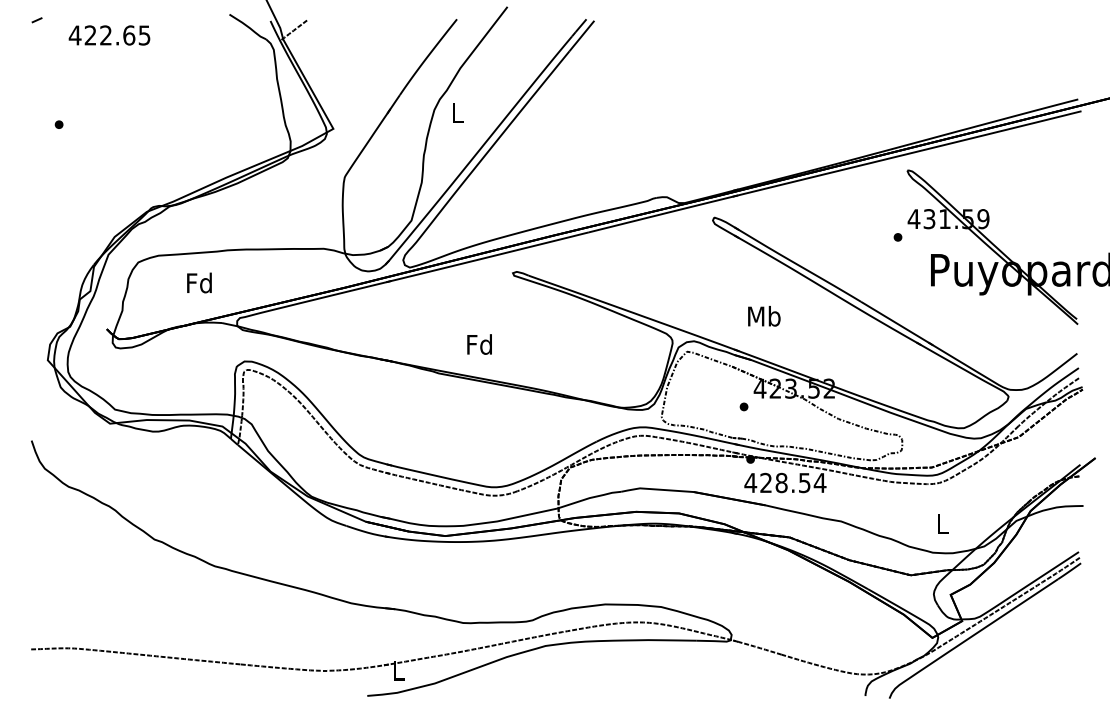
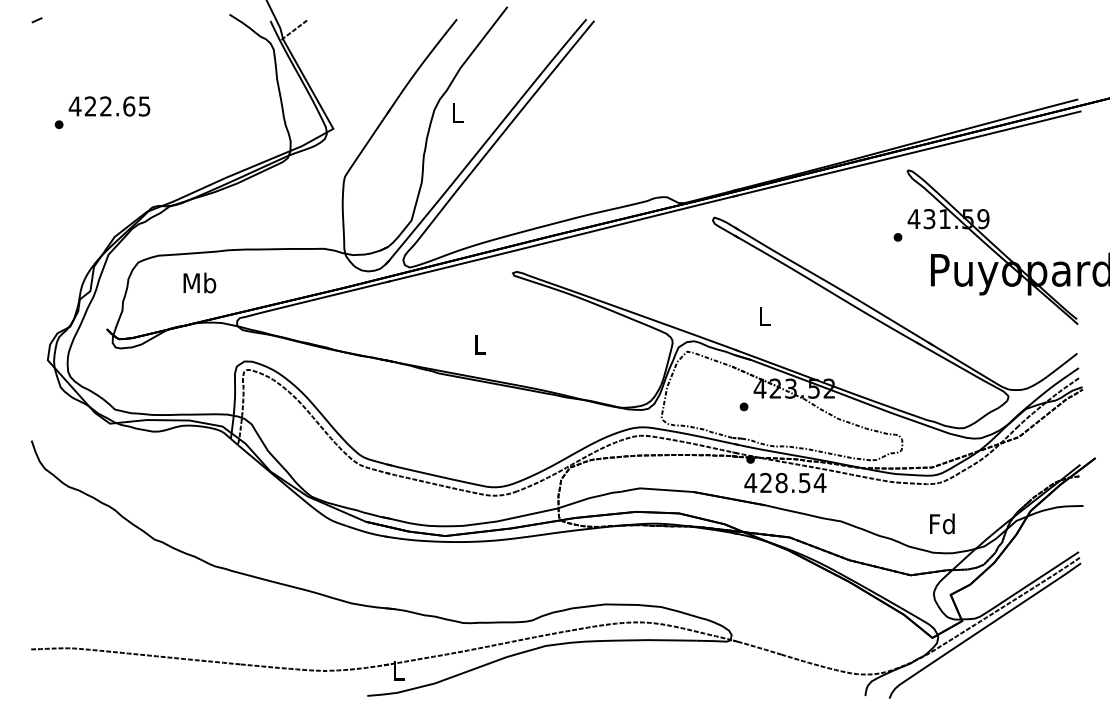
text position: (109, 35) -> (109, 106) (109, 106)
text: Fd -> Mb (199, 282)
text: Mb -> L (764, 315)
text: Fd -> L (479, 344)
text: L -> Fd (942, 523)
